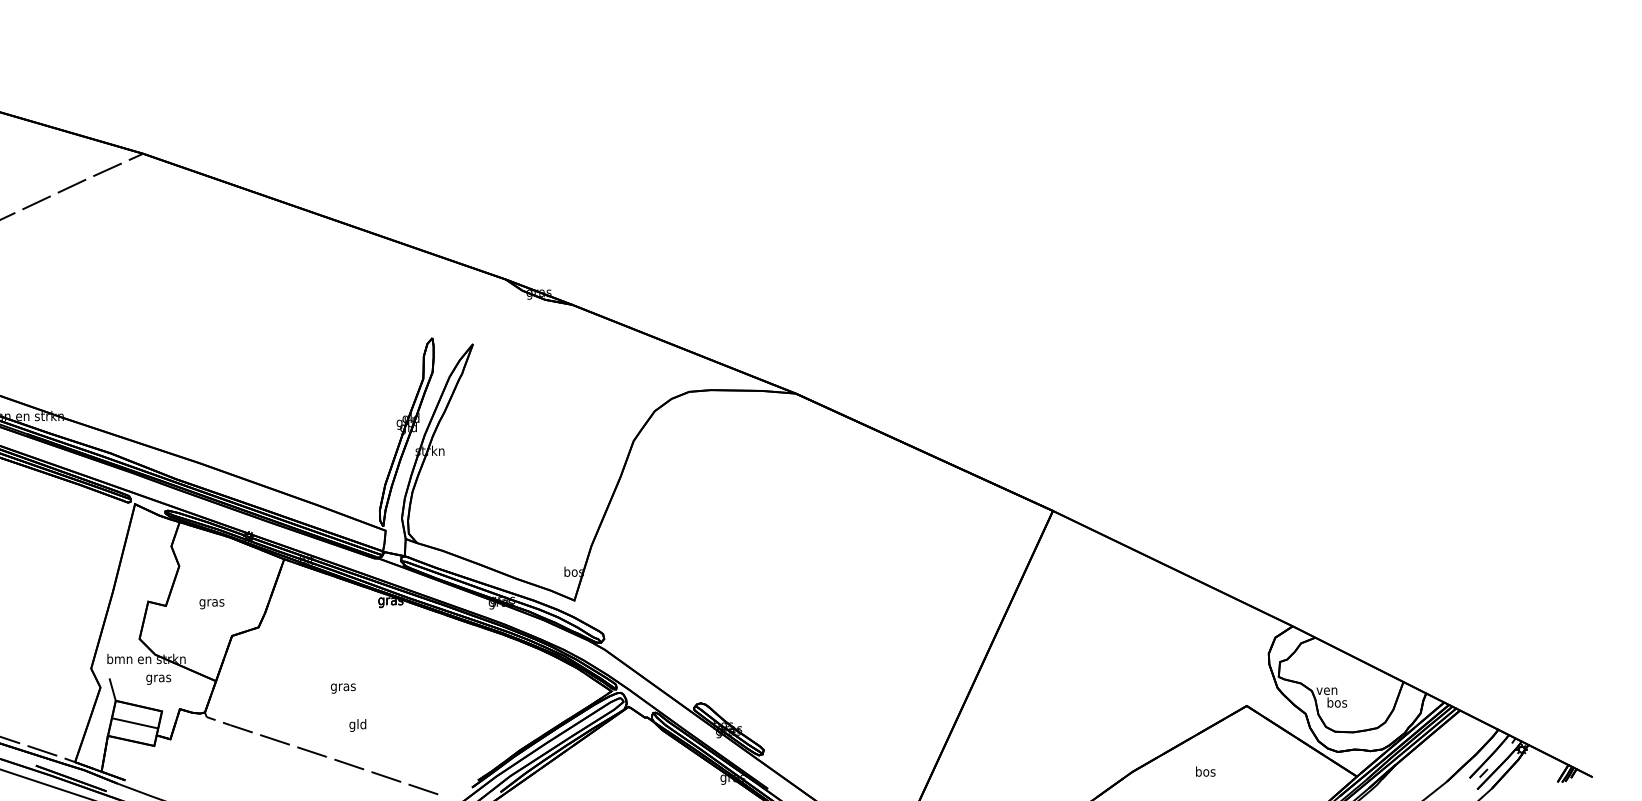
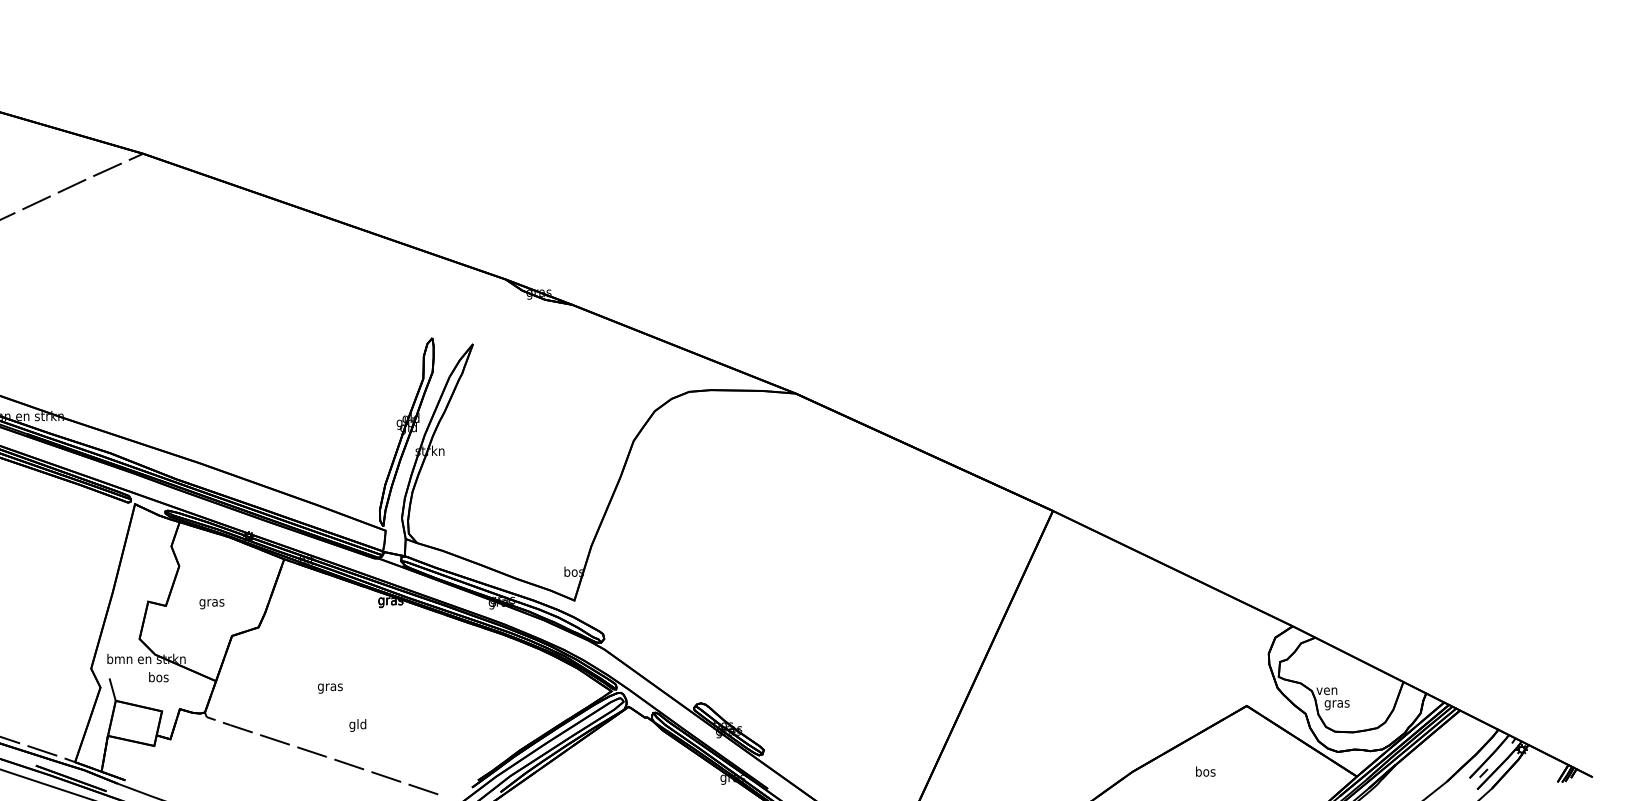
text: gras -> bos (158, 678)
text position: (343, 688) -> (330, 688) (330, 688)
text: bos -> gras (1336, 703)
line: present -> none (134, 723)
